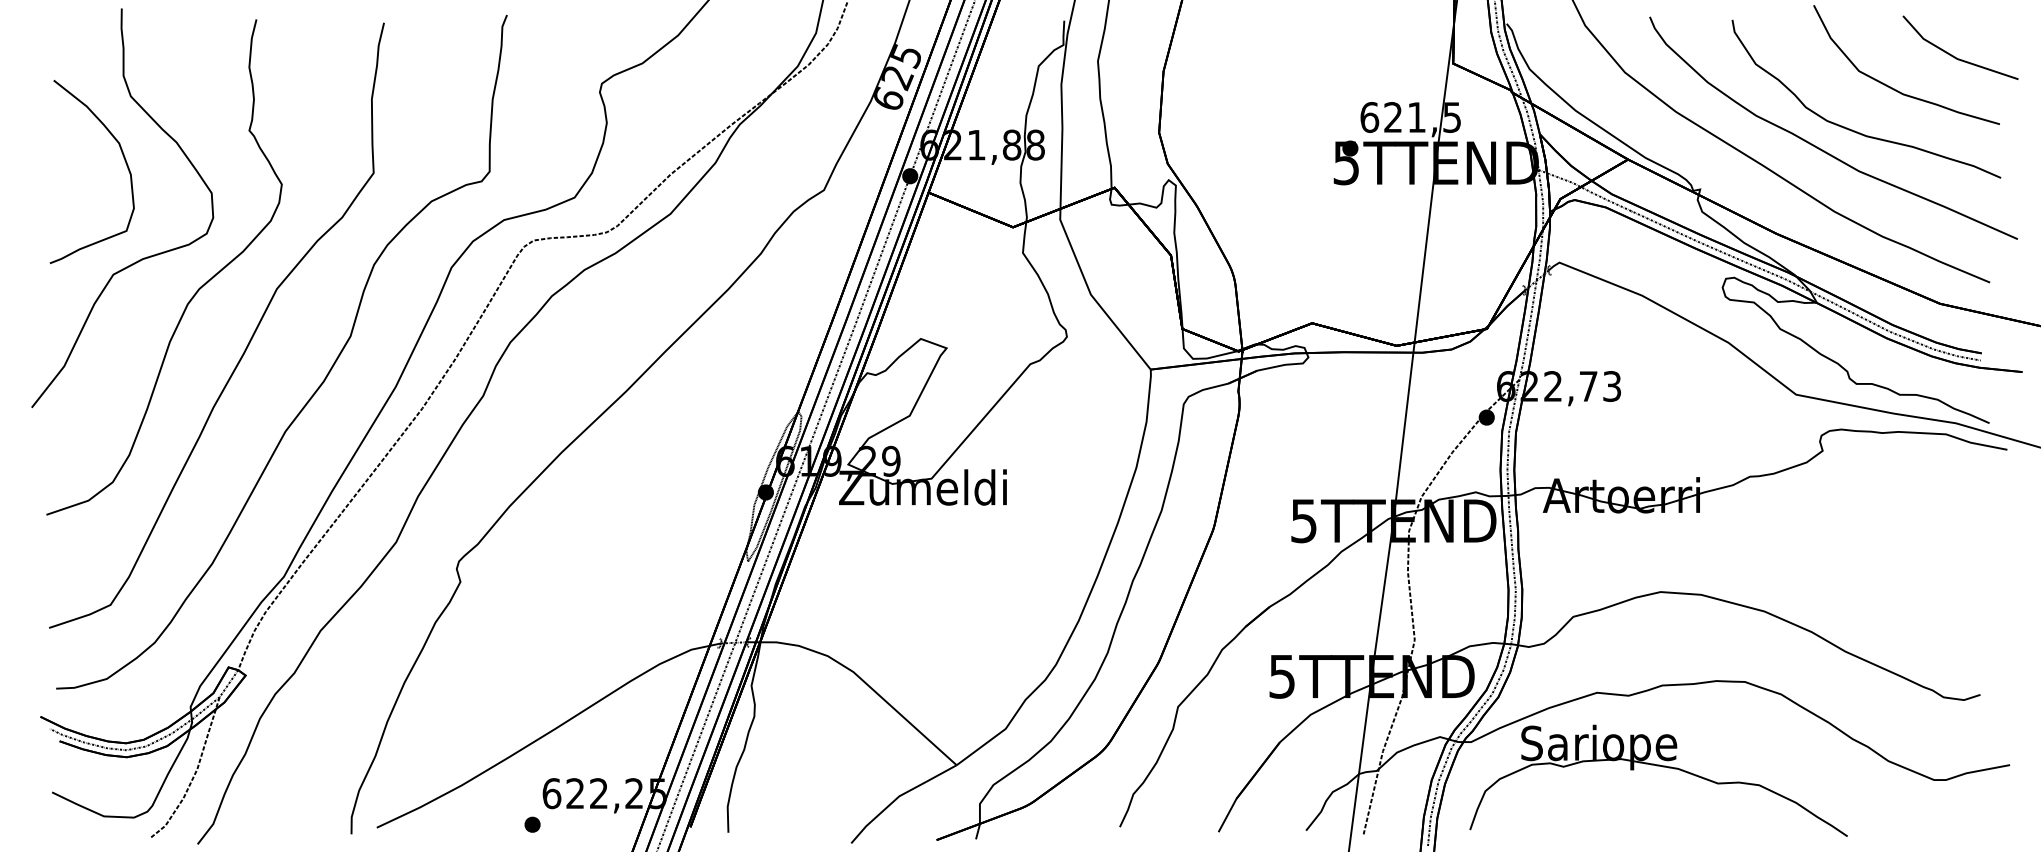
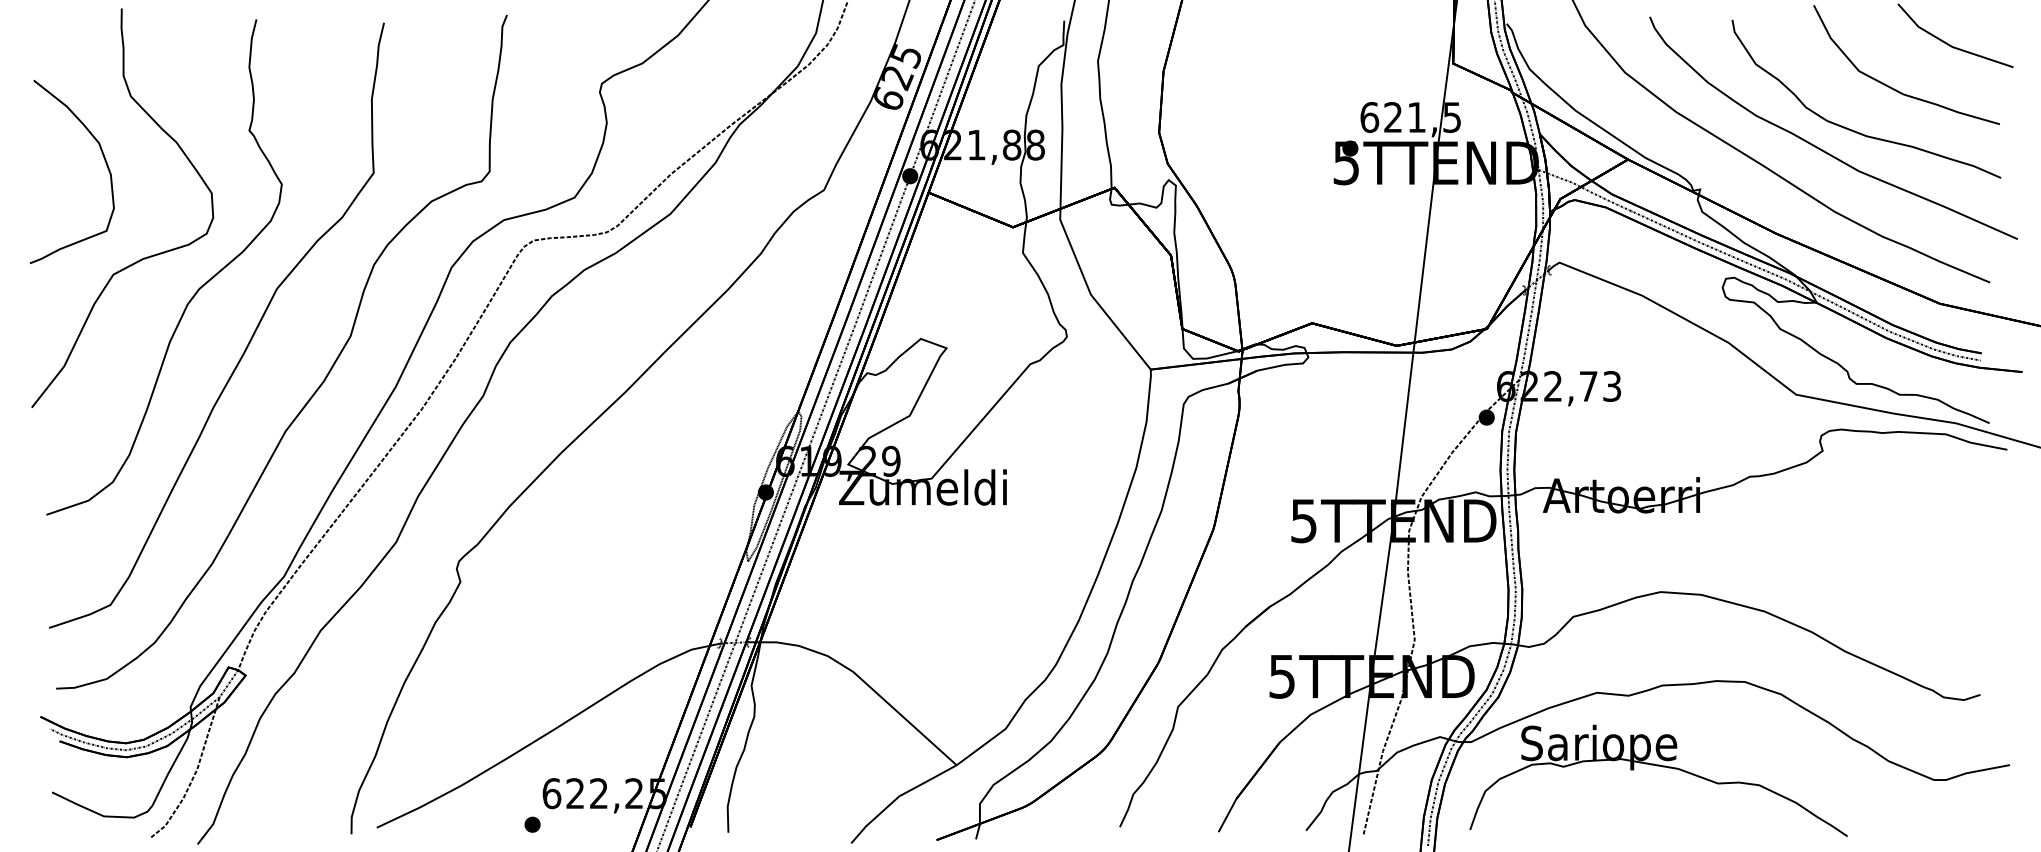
part position: (1955, 56) -> (1950, 44) (1950, 44)
curve position: (123, 158) -> (103, 158) (103, 158)
